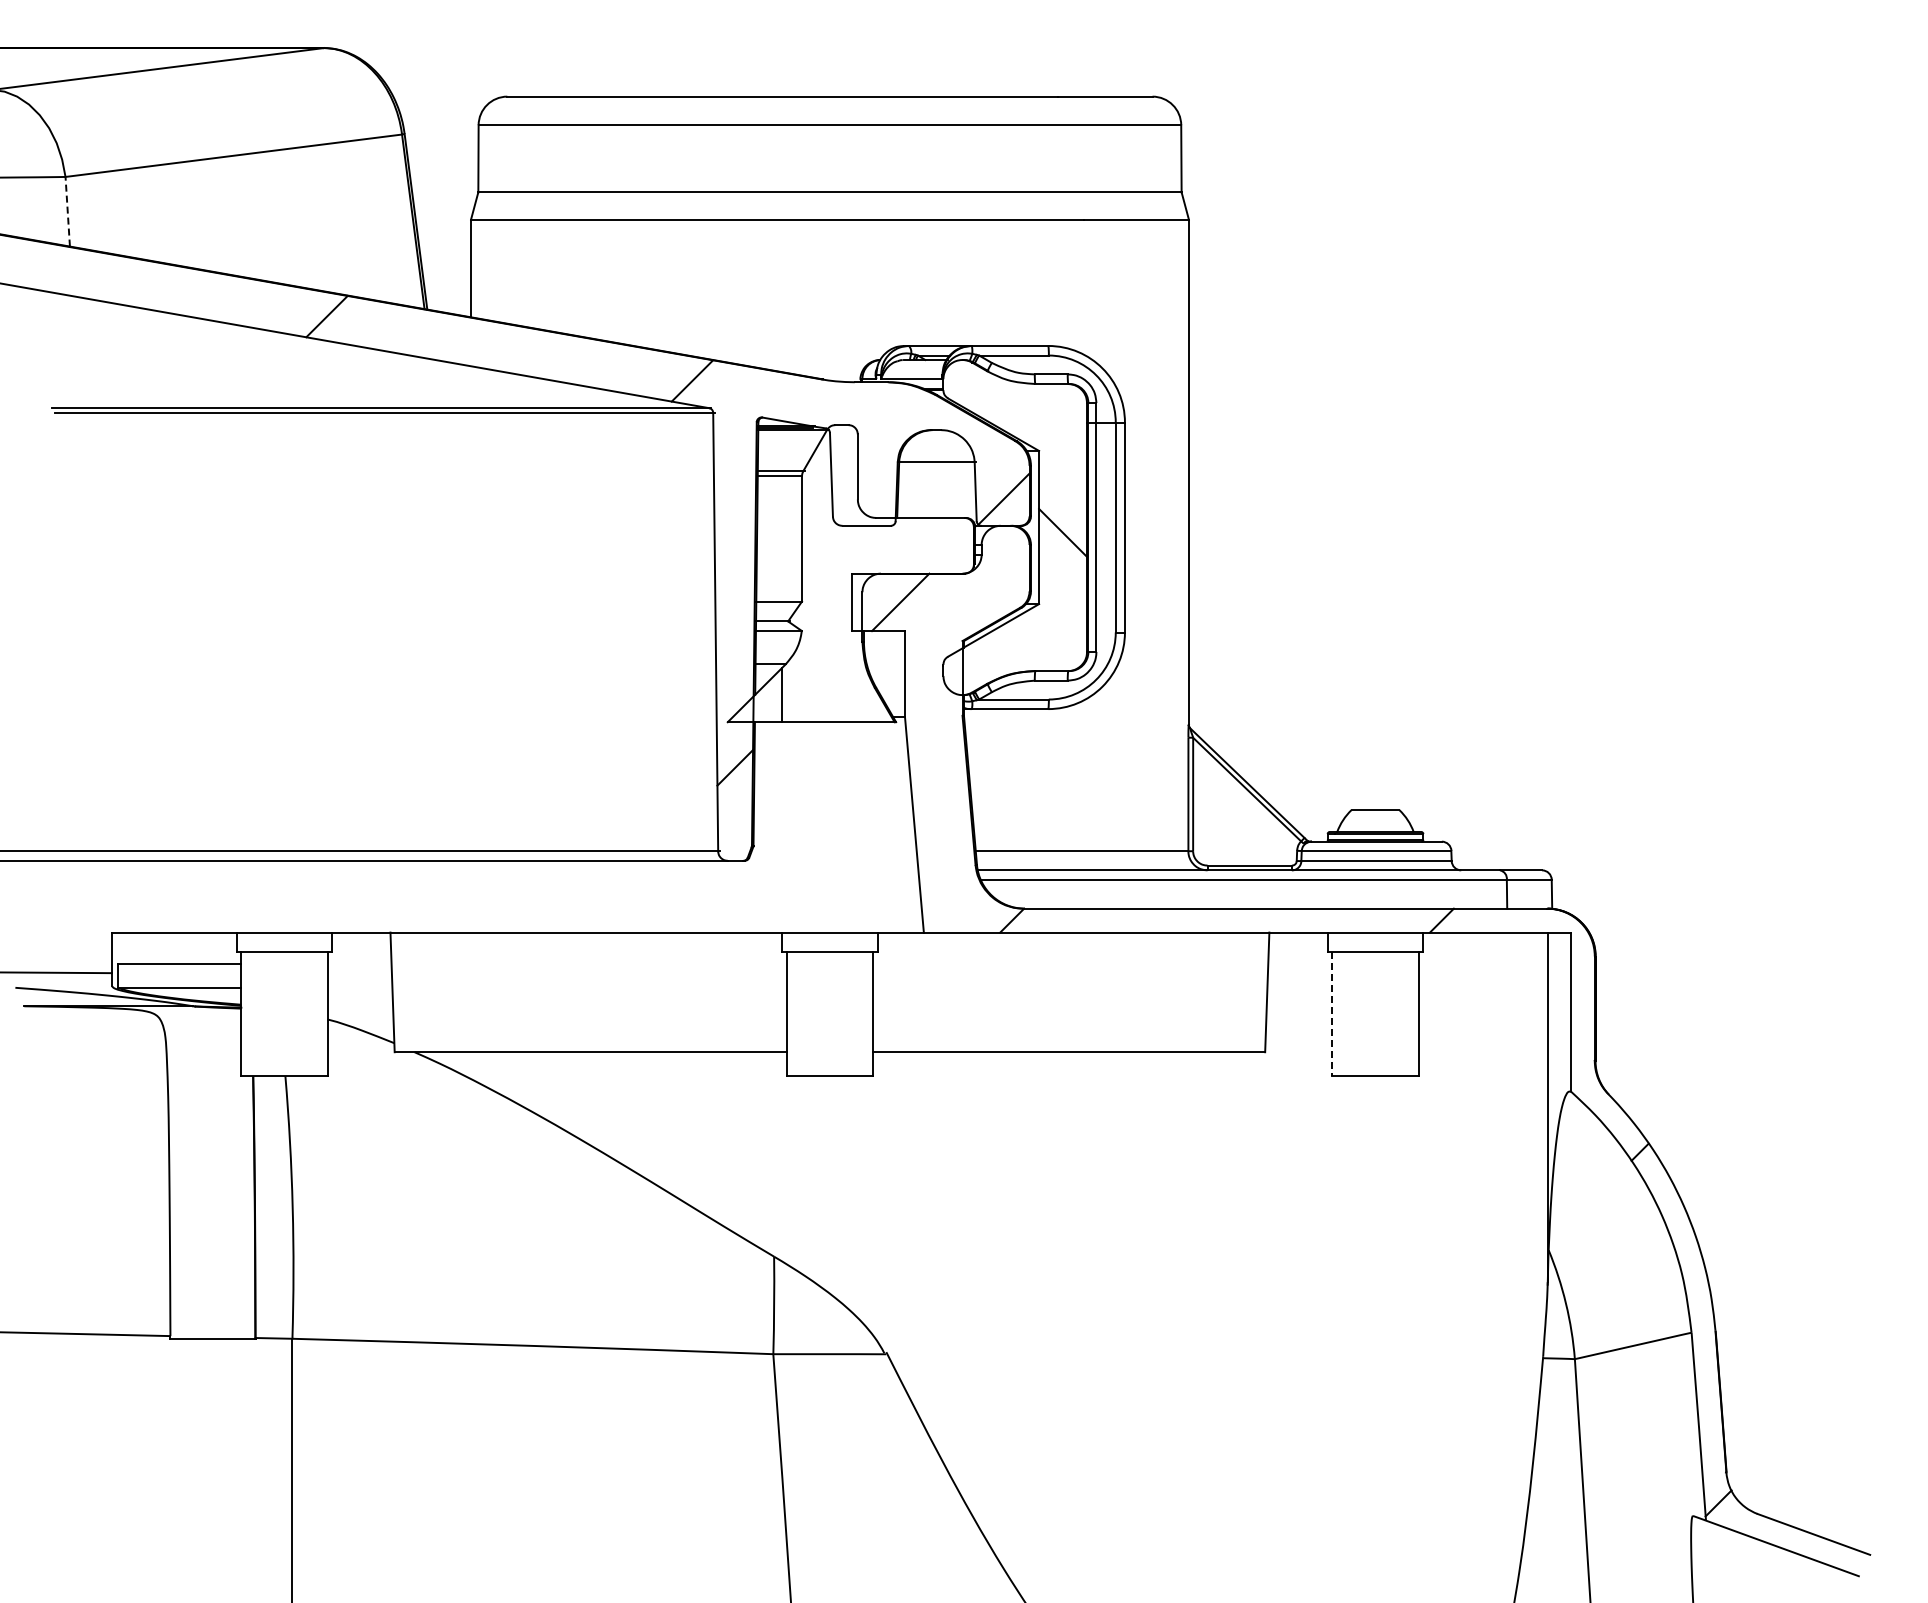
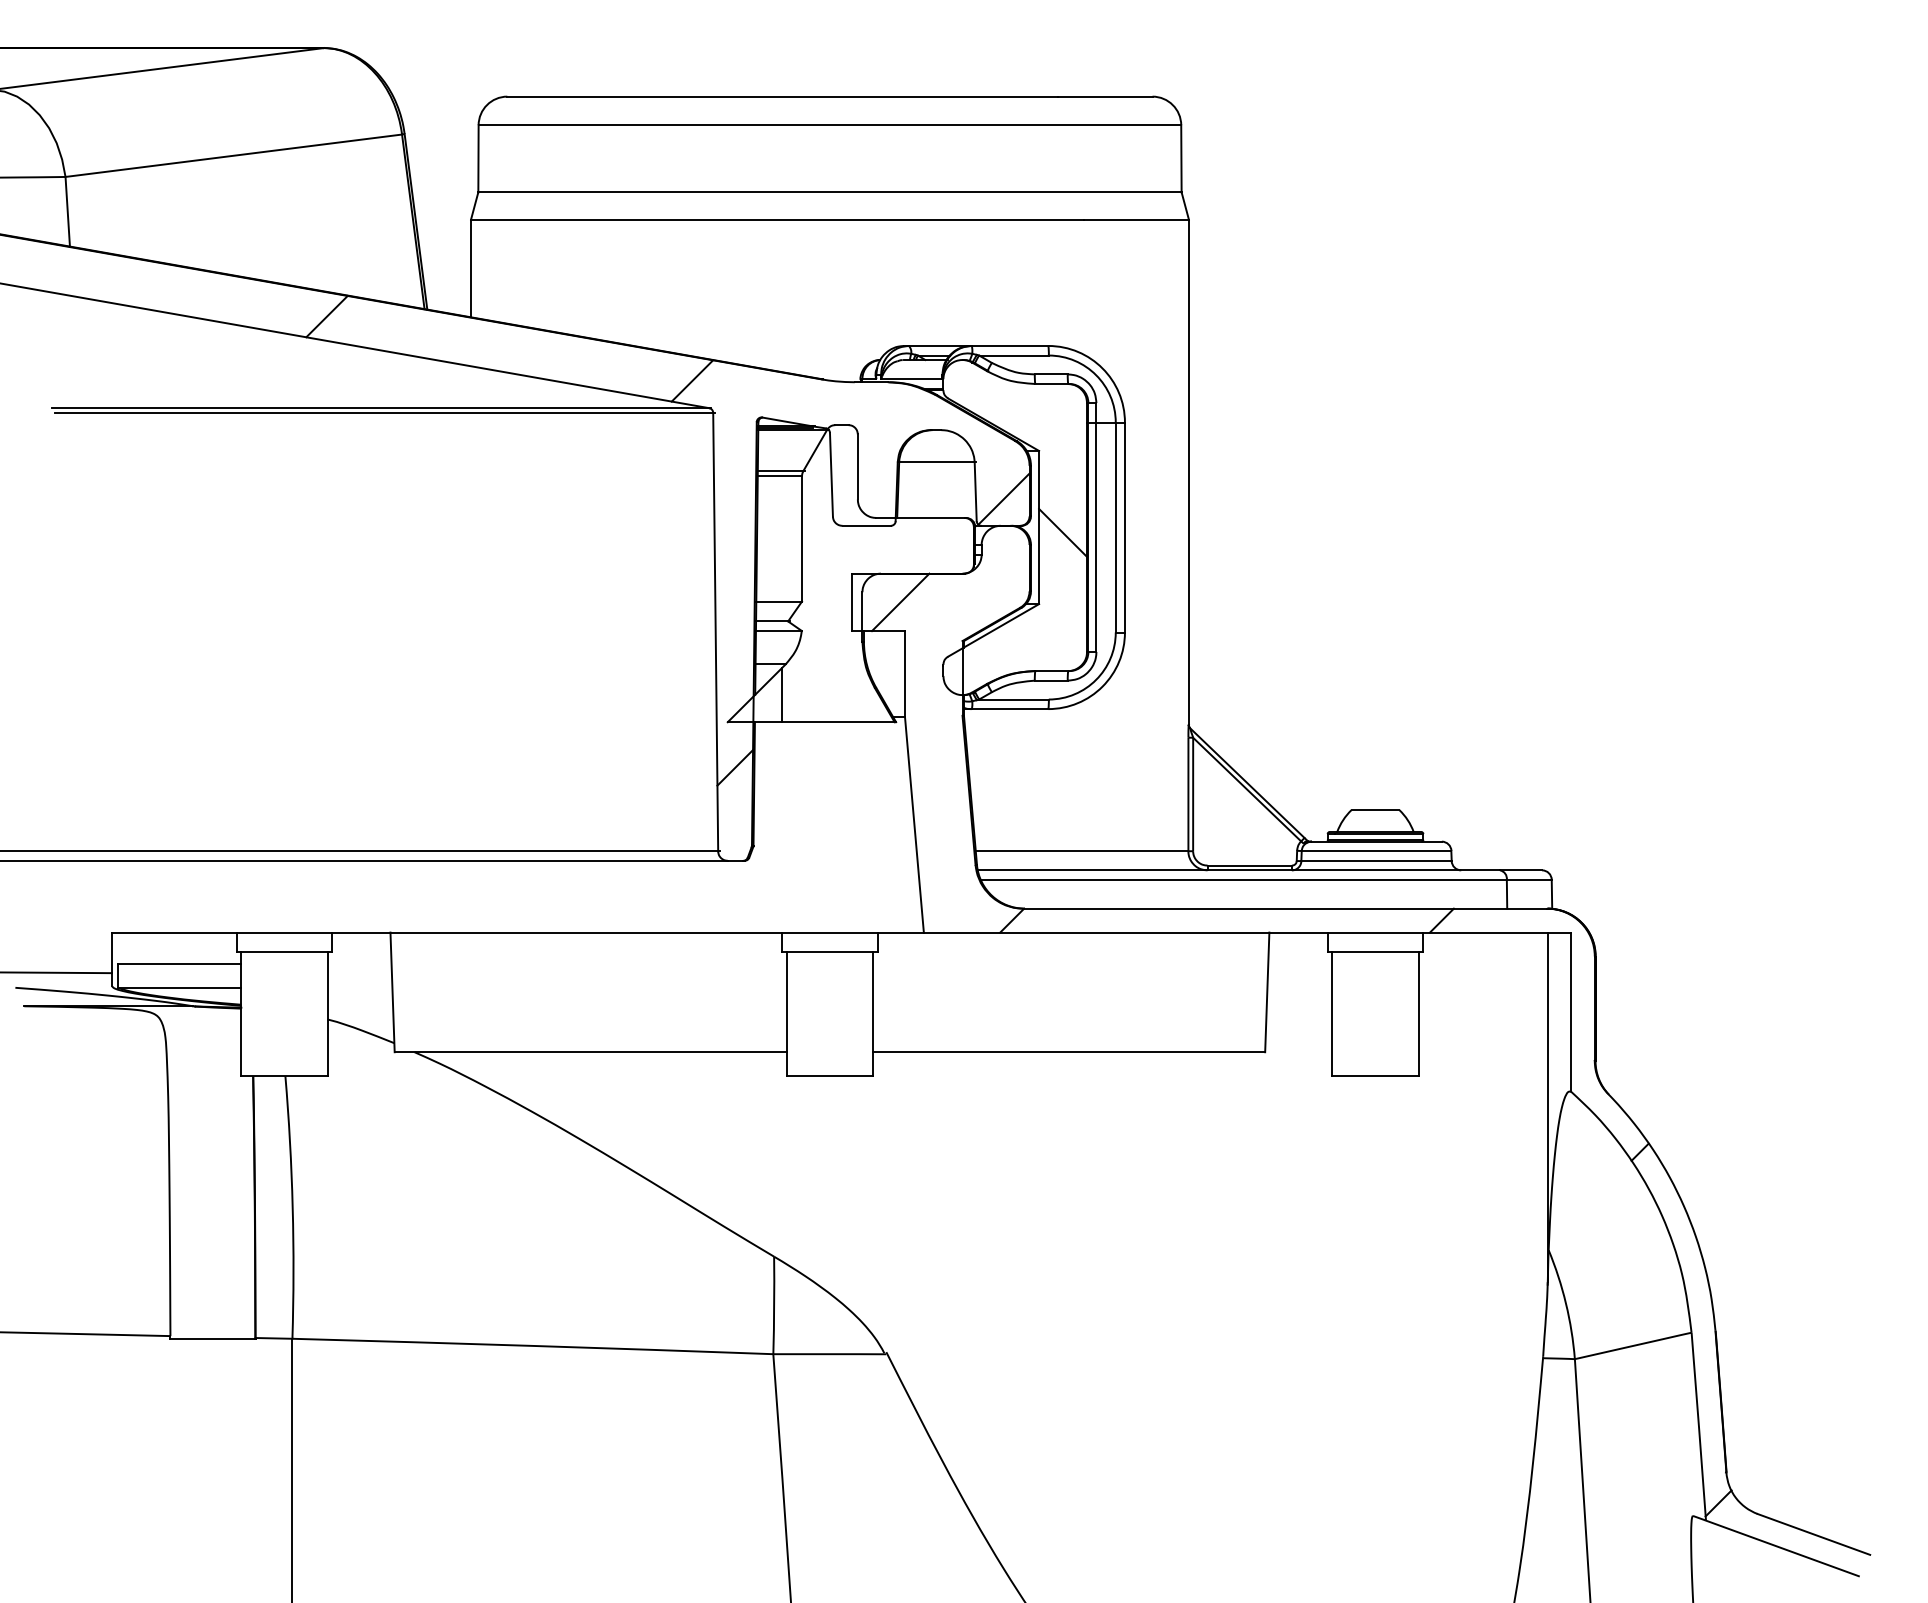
line: dashed -> solid (67, 211)
line: dashed -> solid (1332, 1014)
